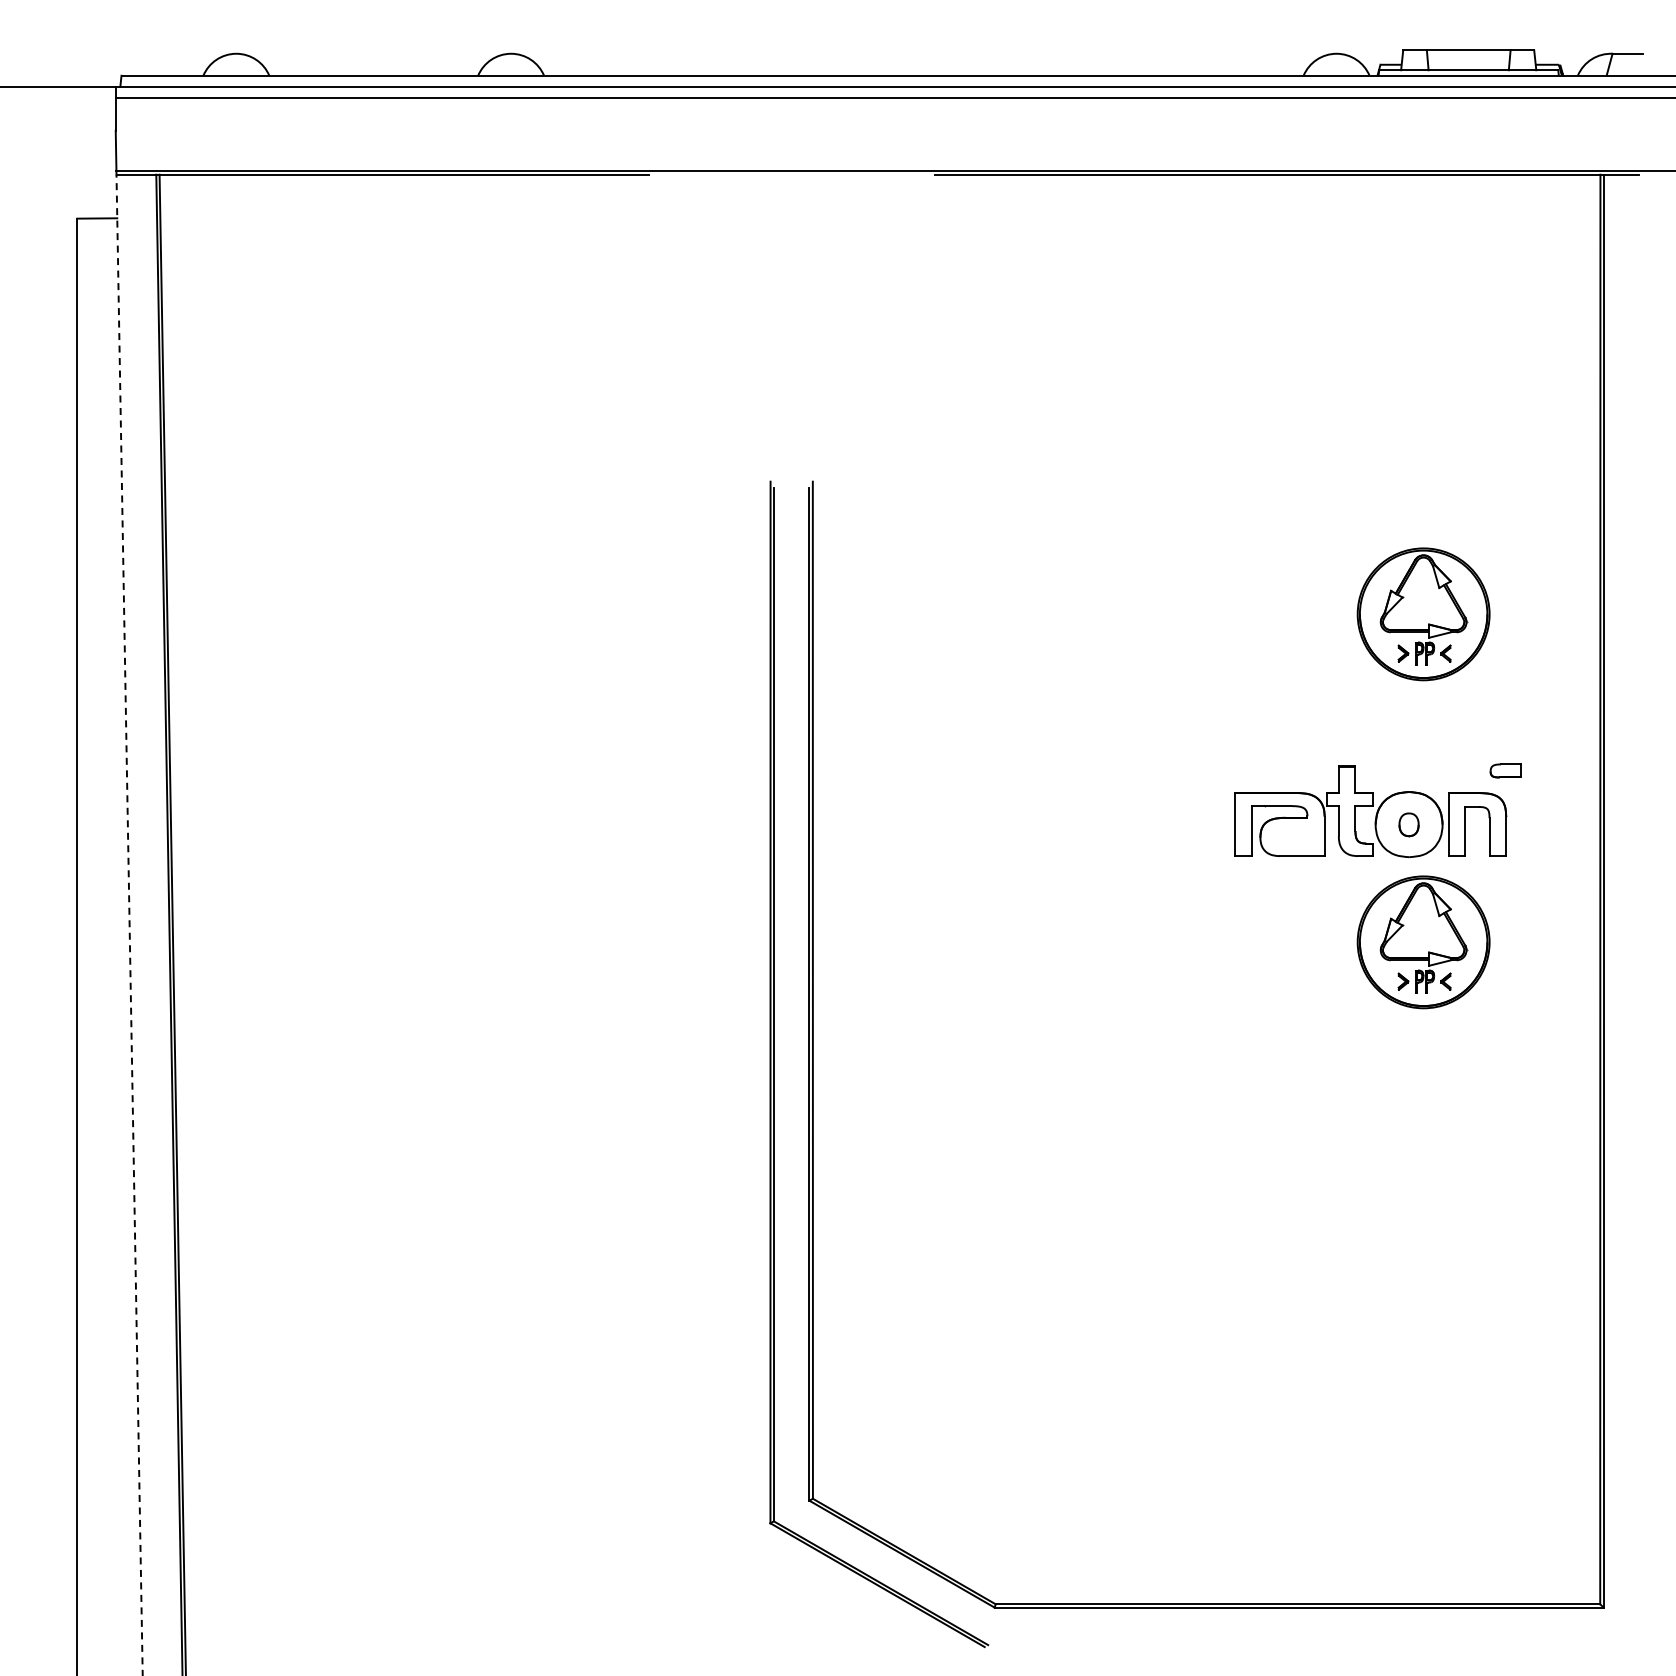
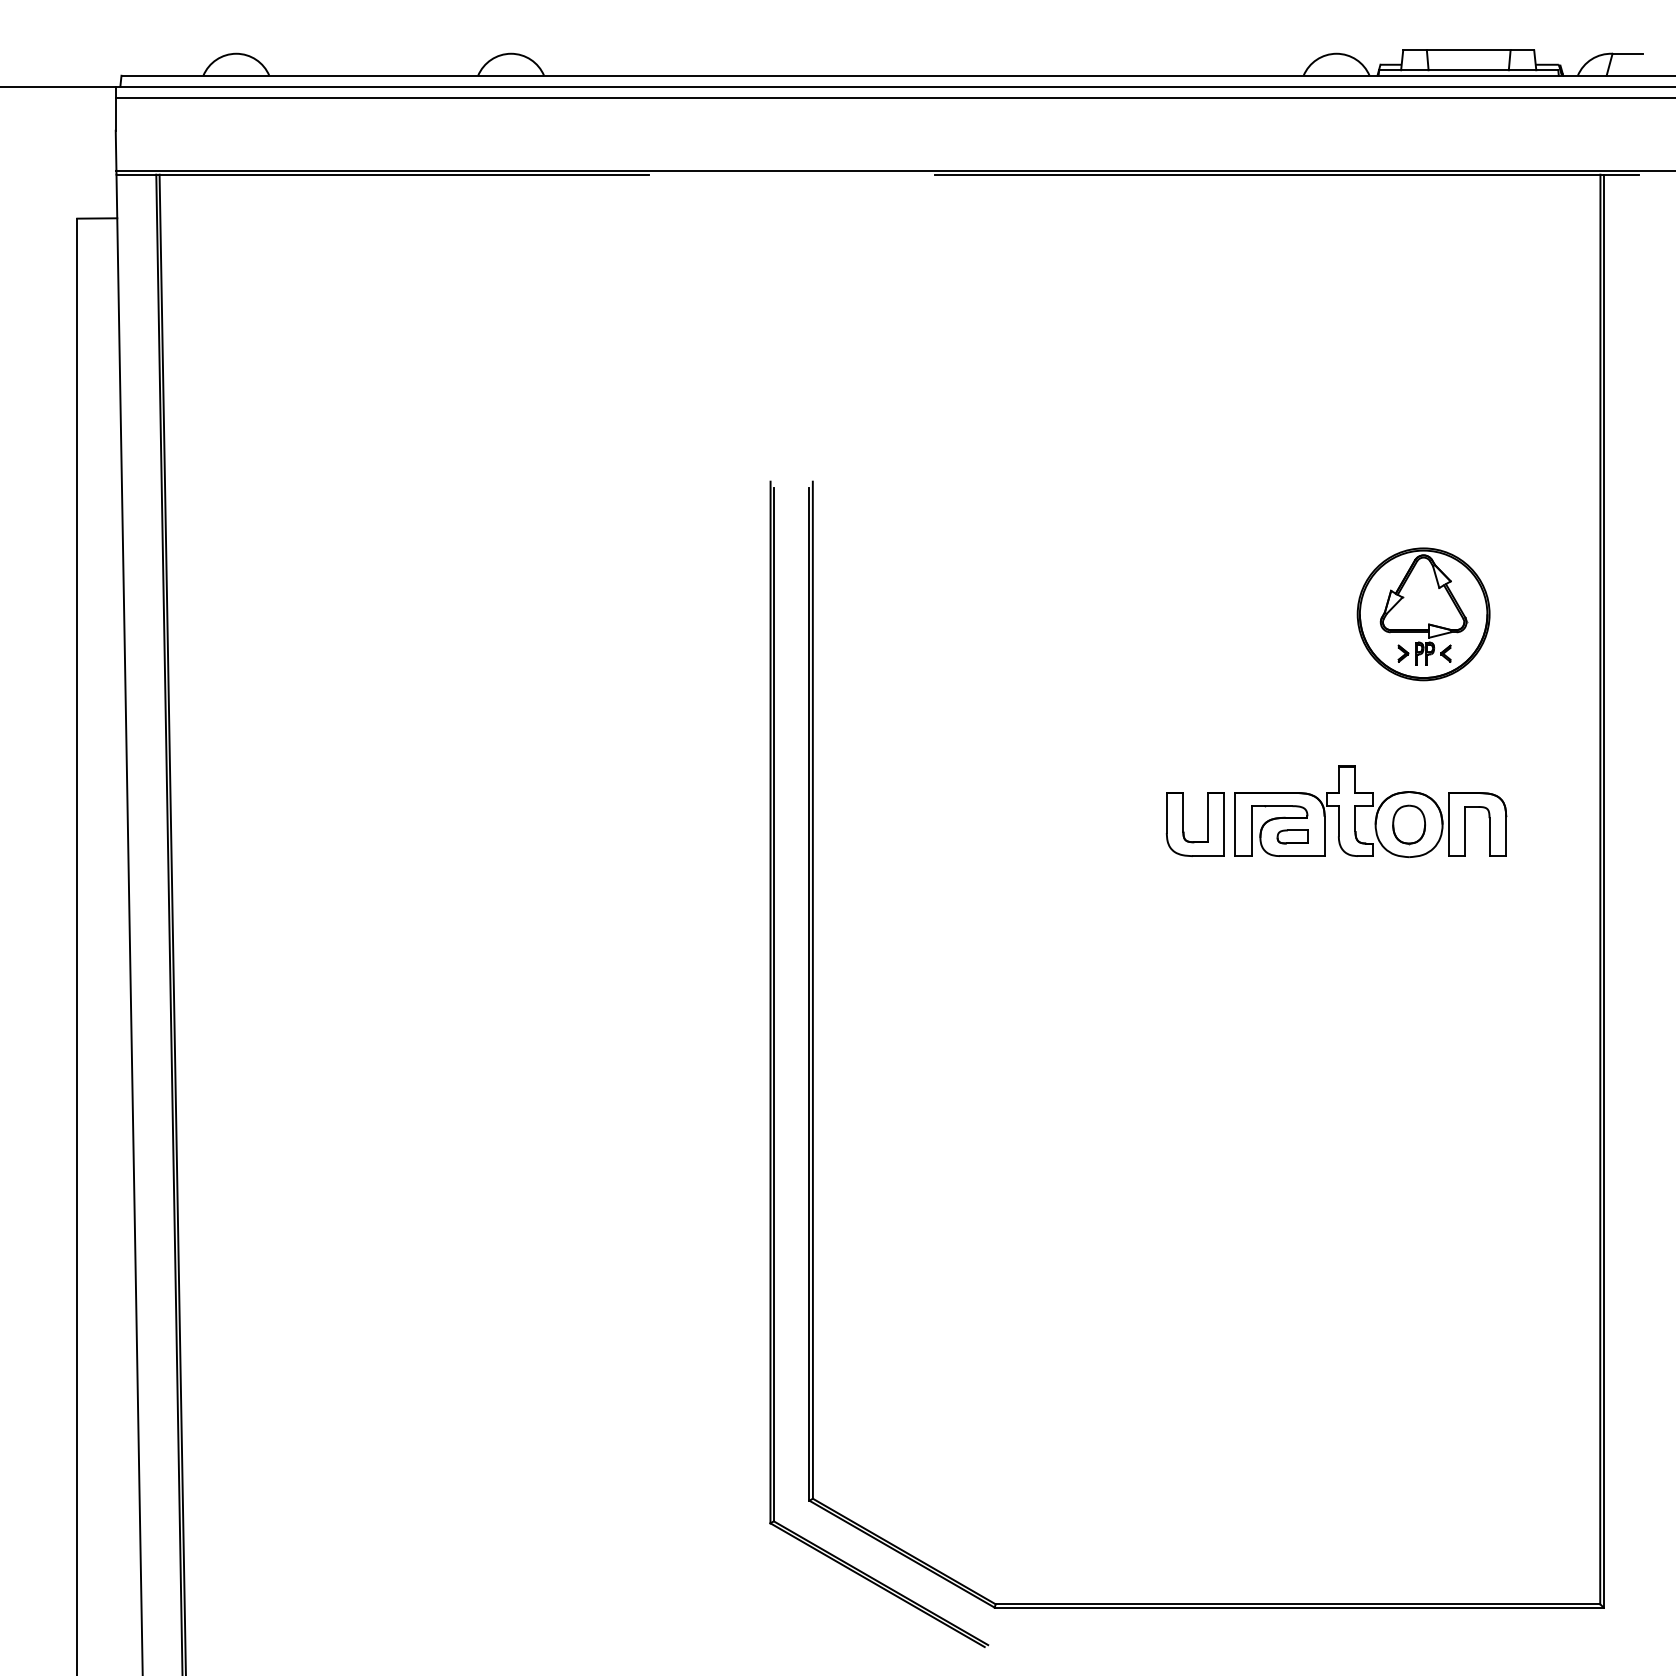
part position: (1505, 770) -> (1292, 836) (1292, 836)
part: none -> present (1183, 824)
part size: 22x26 px -> 34x42 px (1408, 824)
line: dashed -> solid (129, 924)
part: present -> none (1423, 942)
